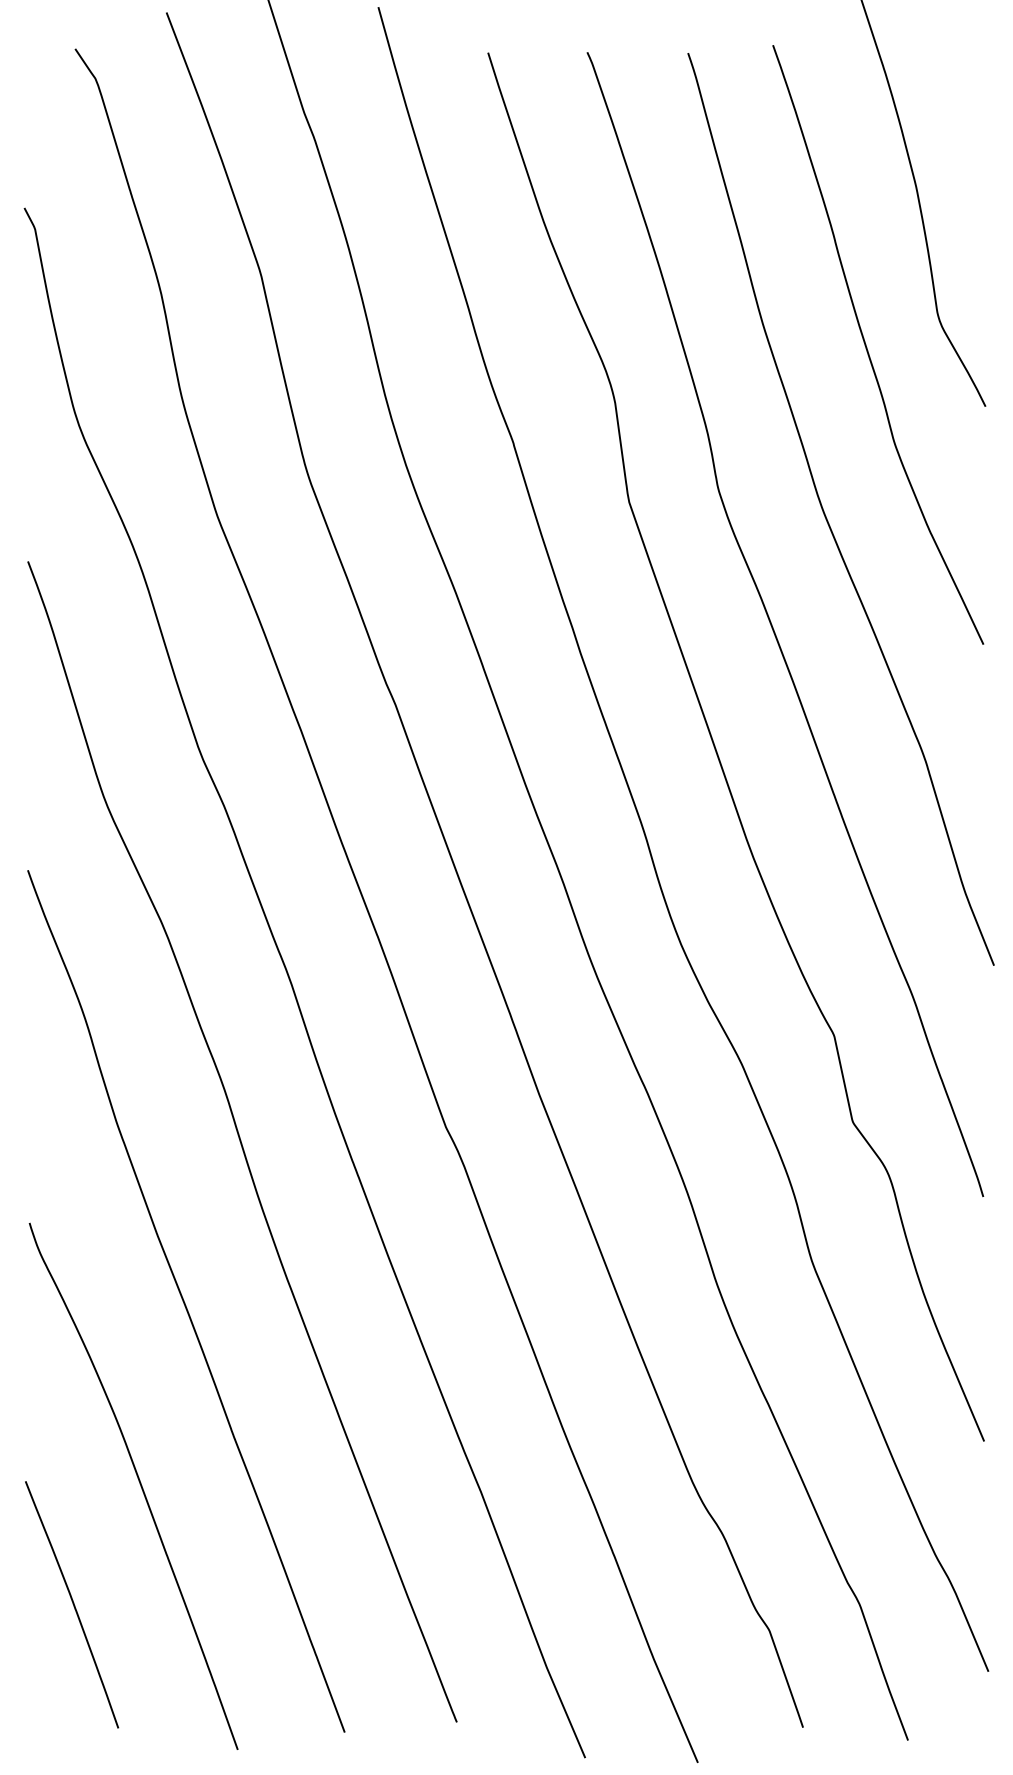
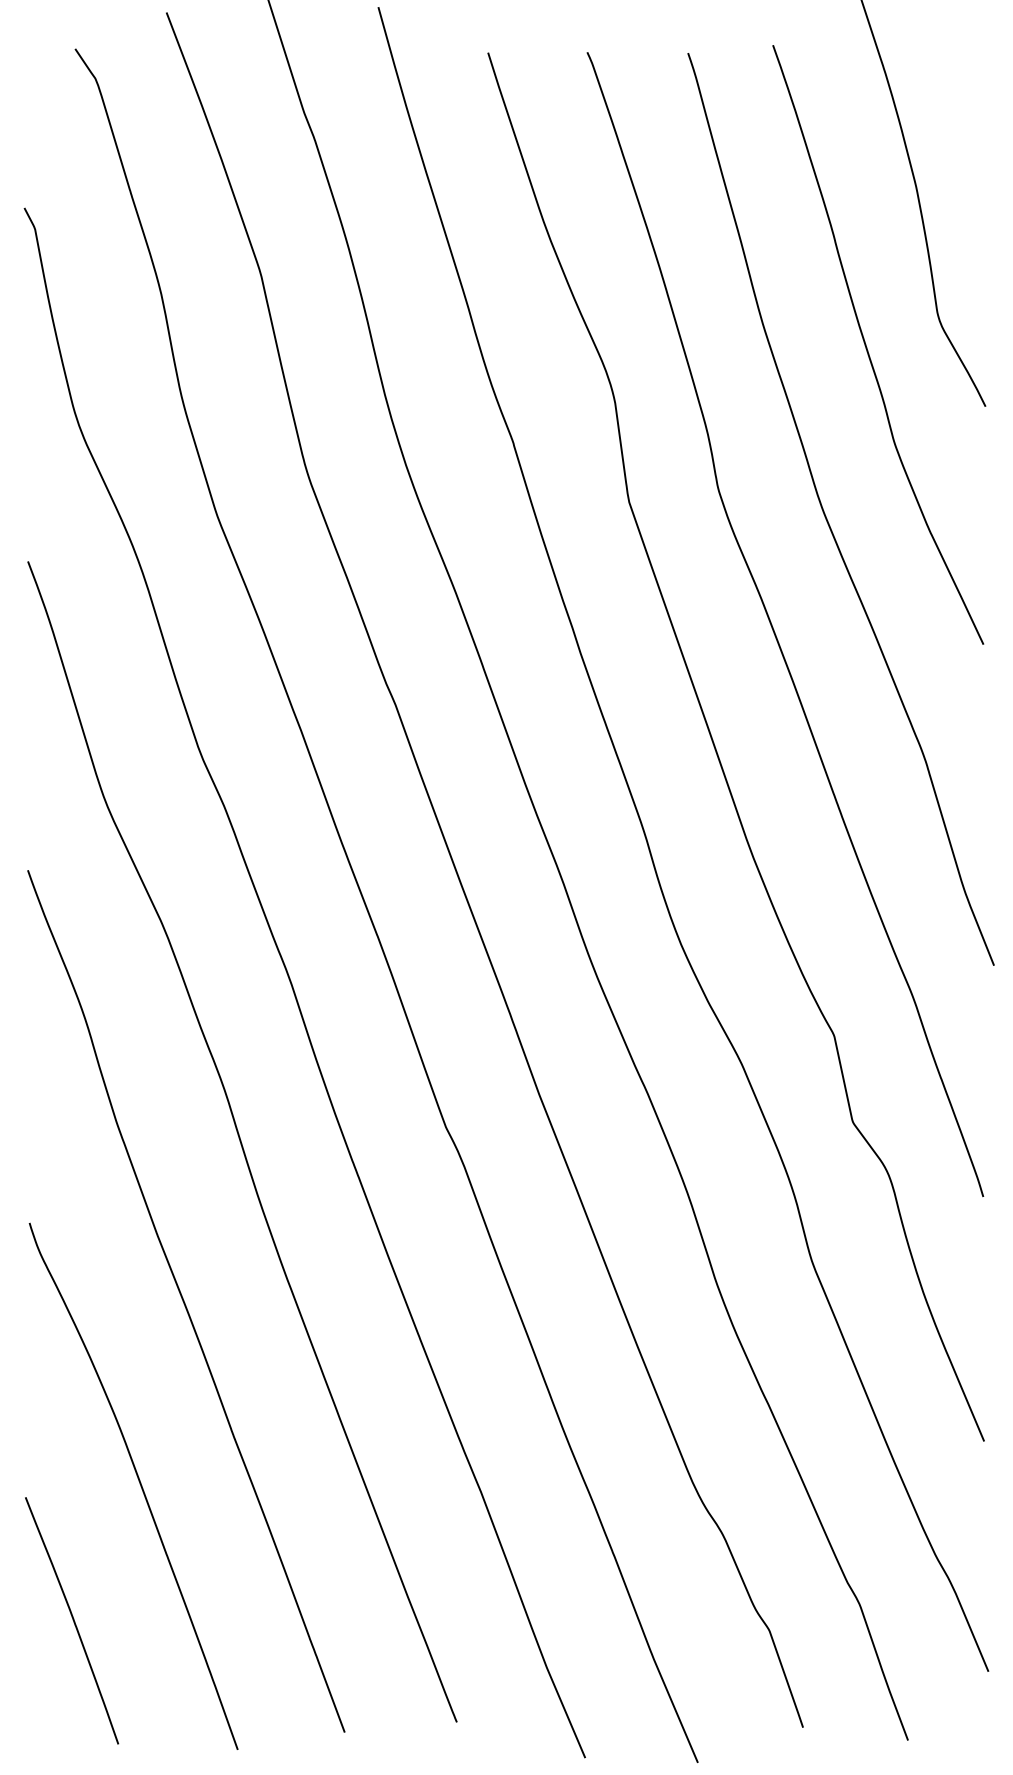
curve position: (72, 1604) -> (72, 1620) (72, 1620)
